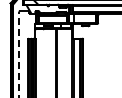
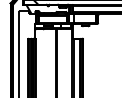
line: dashed -> solid (19, 54)
